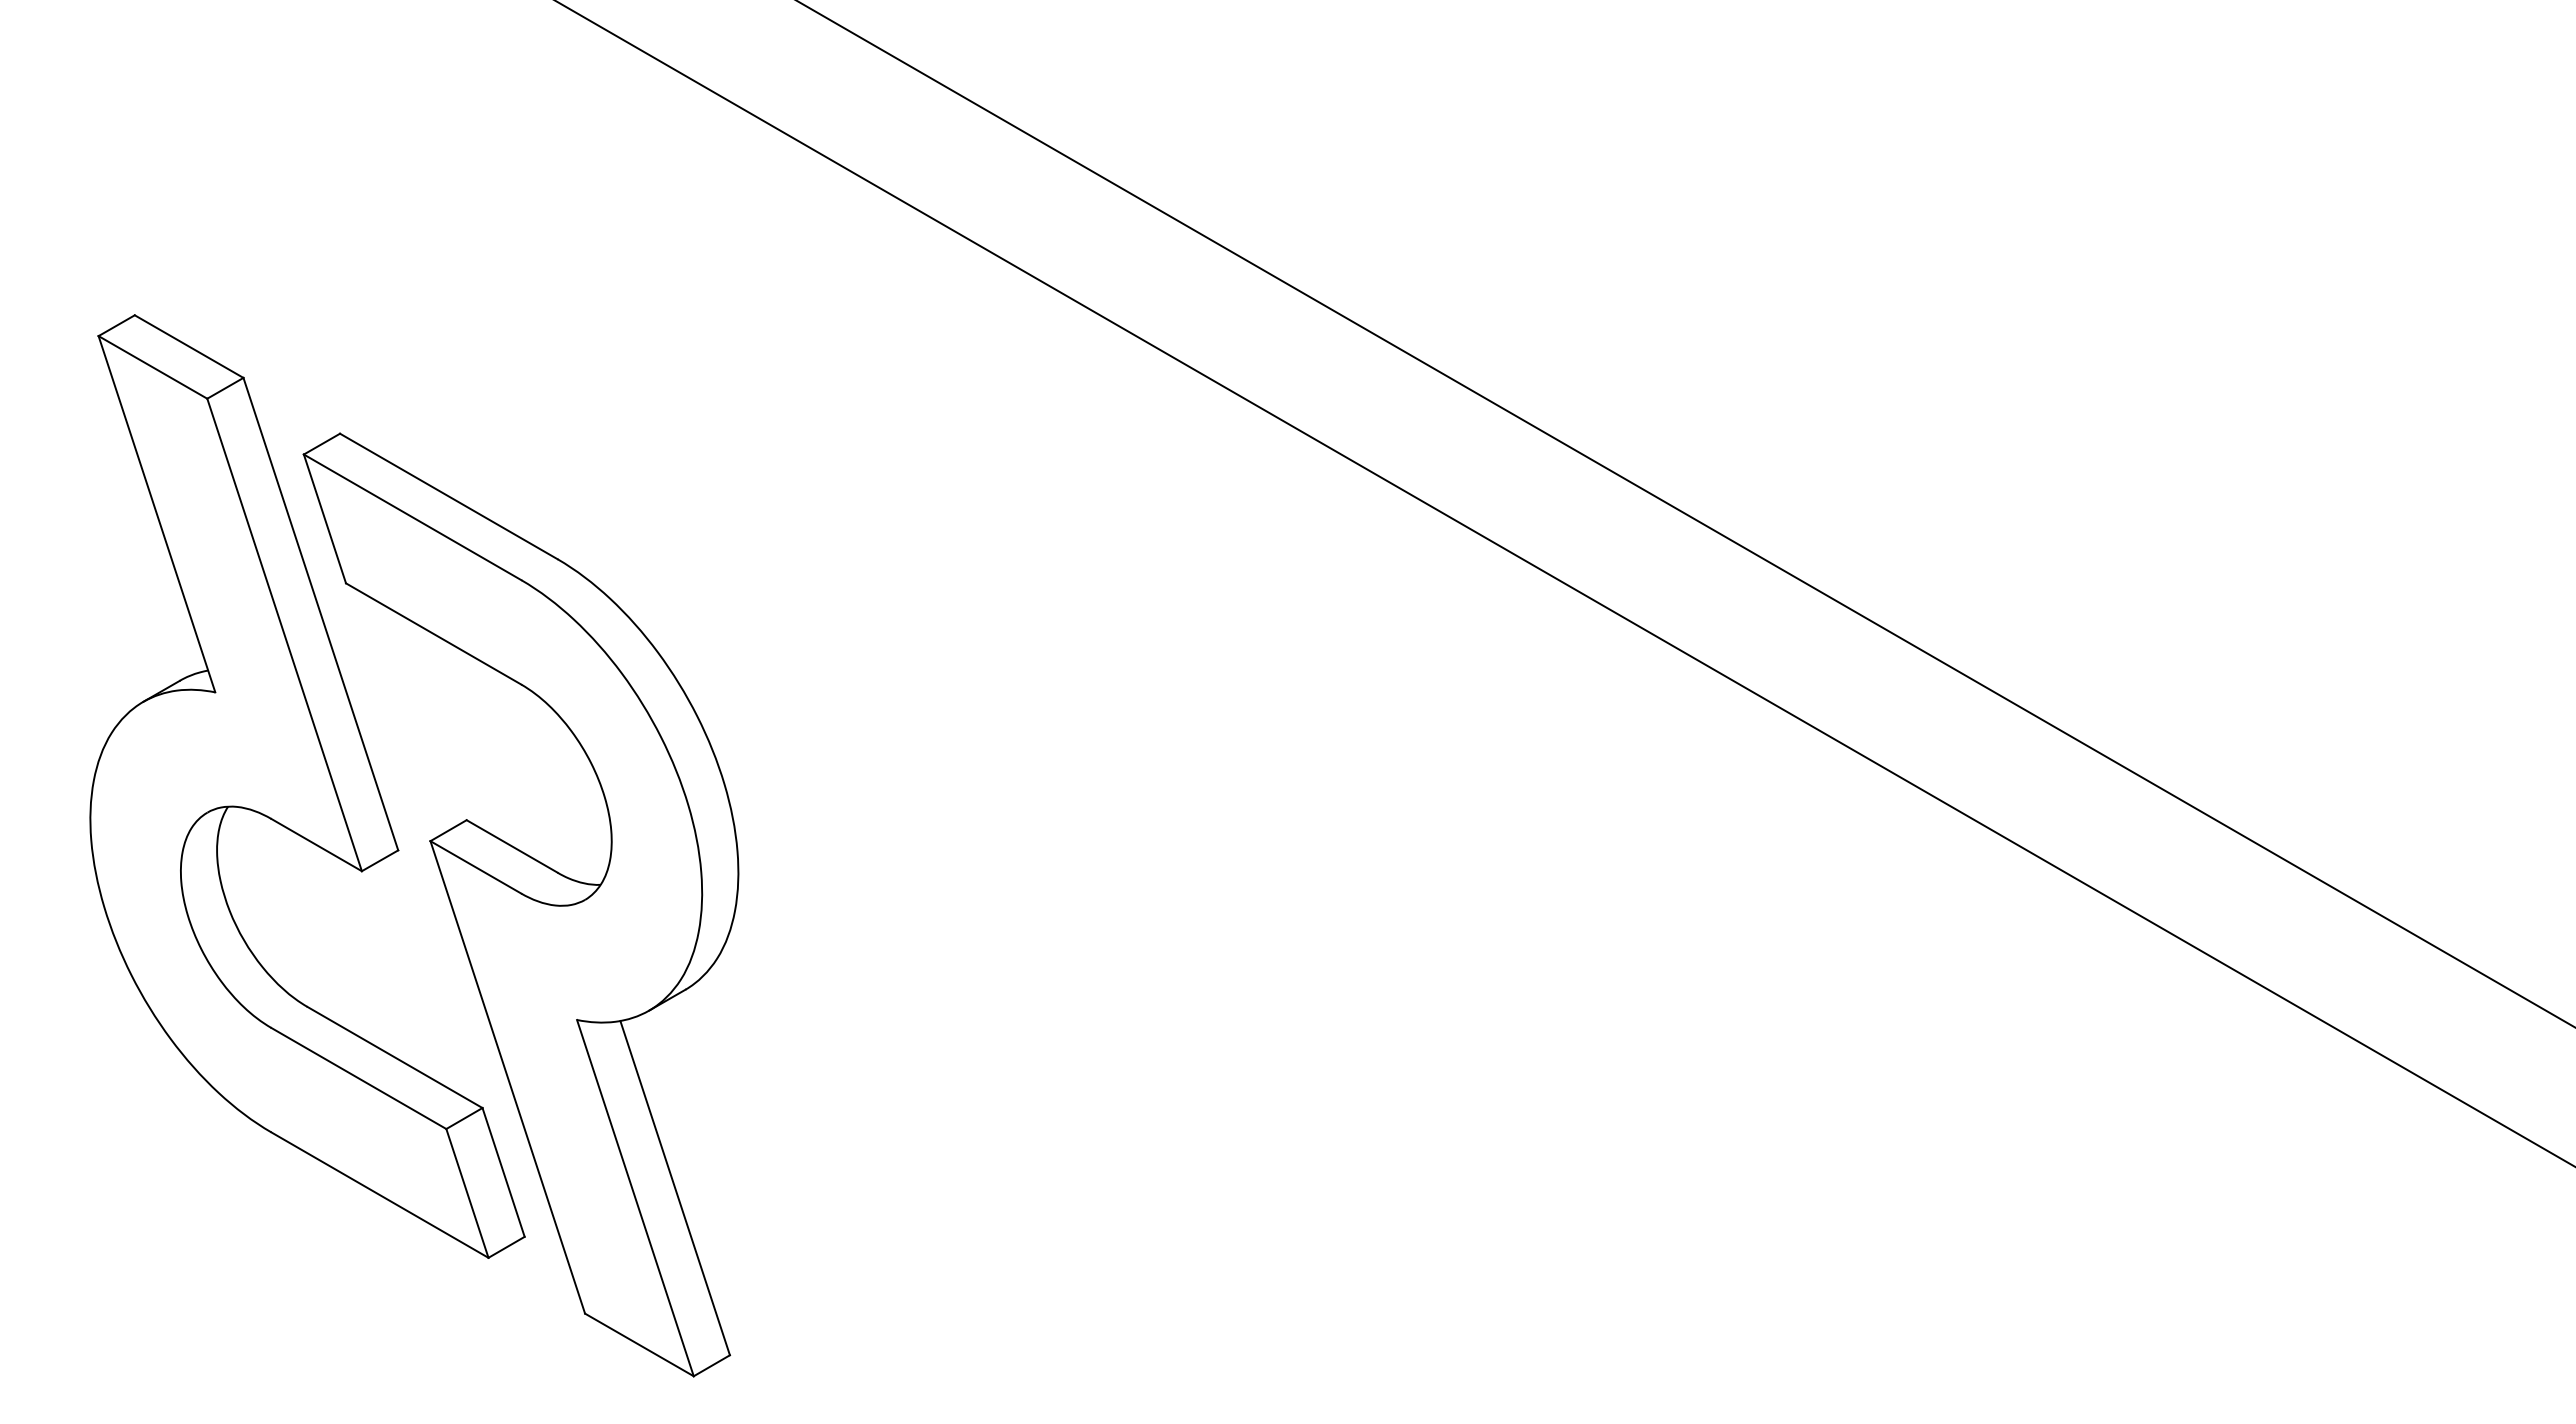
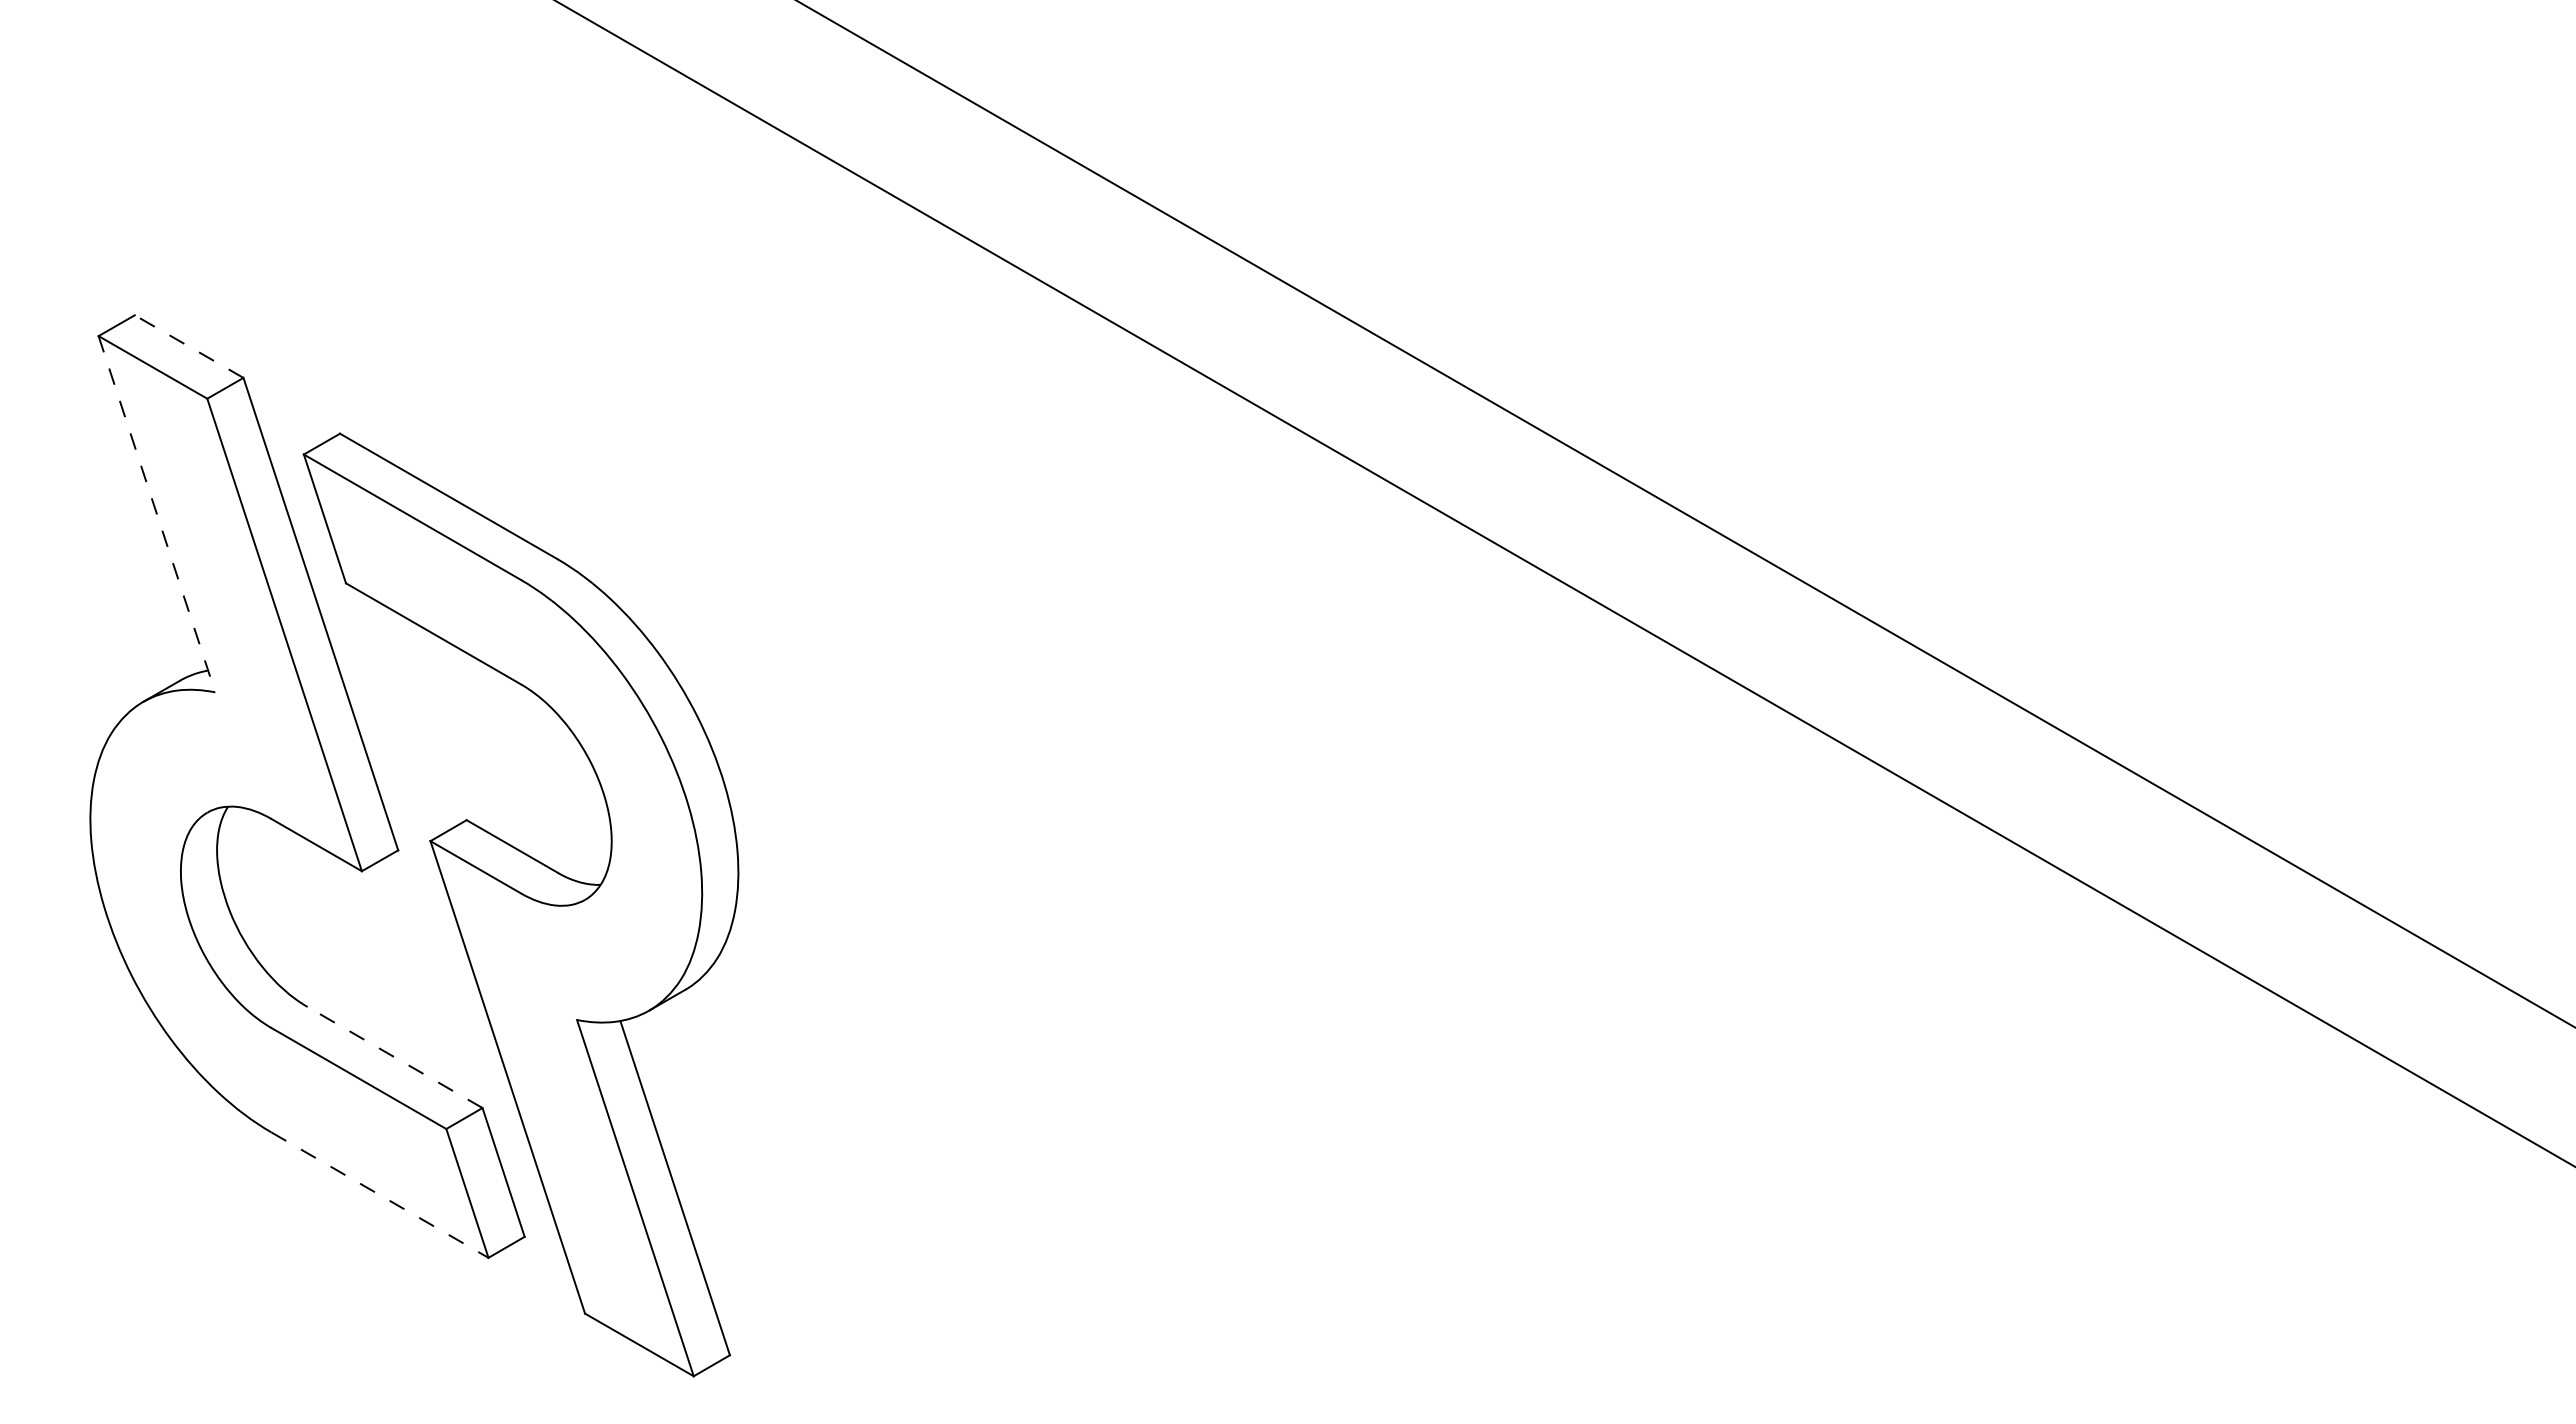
line: solid -> dashed (189, 346)
line: solid -> dashed (157, 514)
line: solid -> dashed (395, 1057)
line: solid -> dashed (380, 1195)
